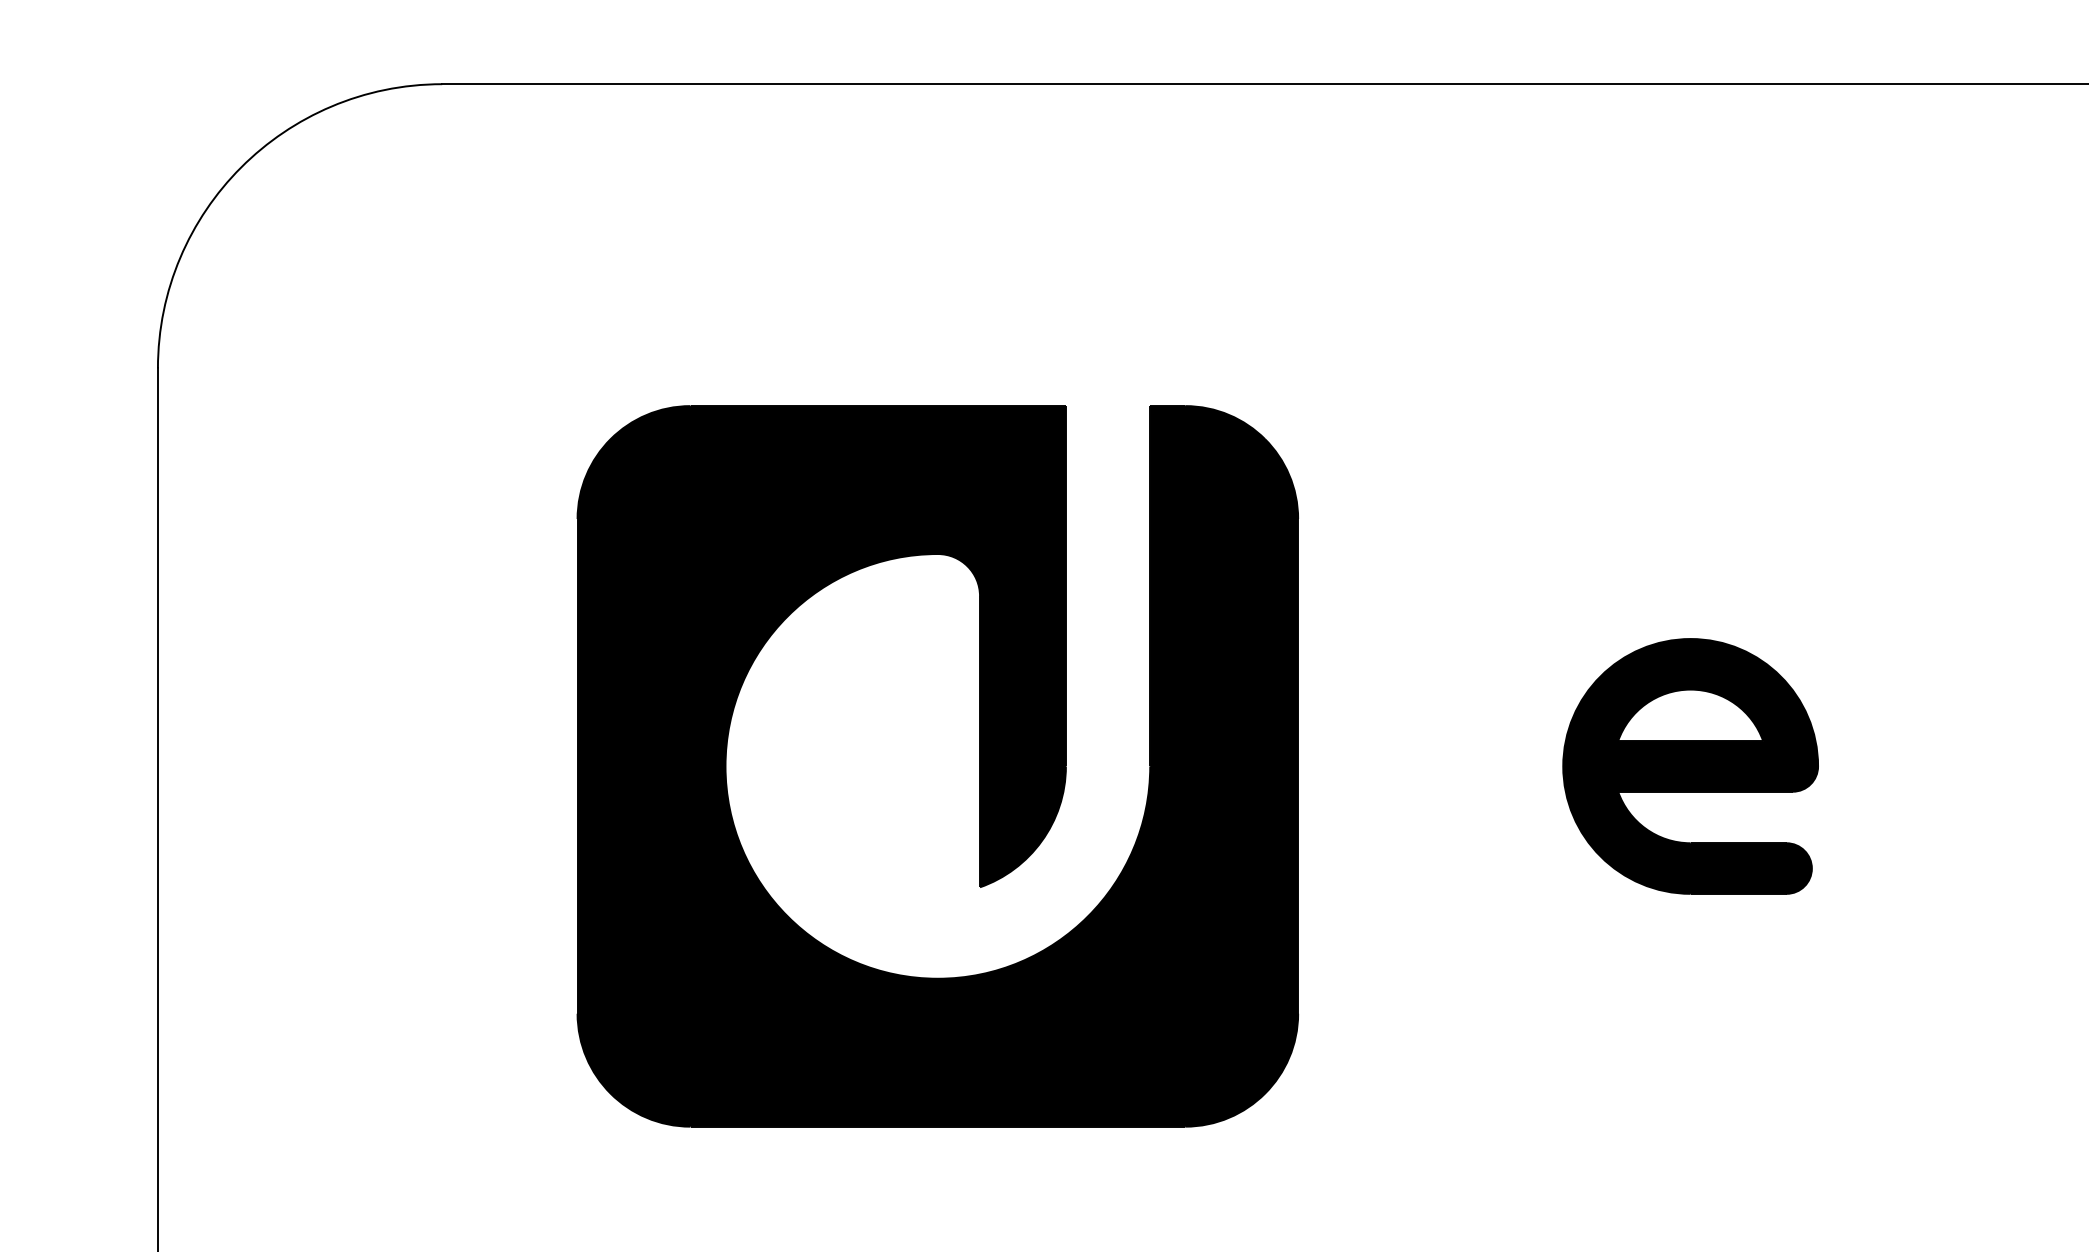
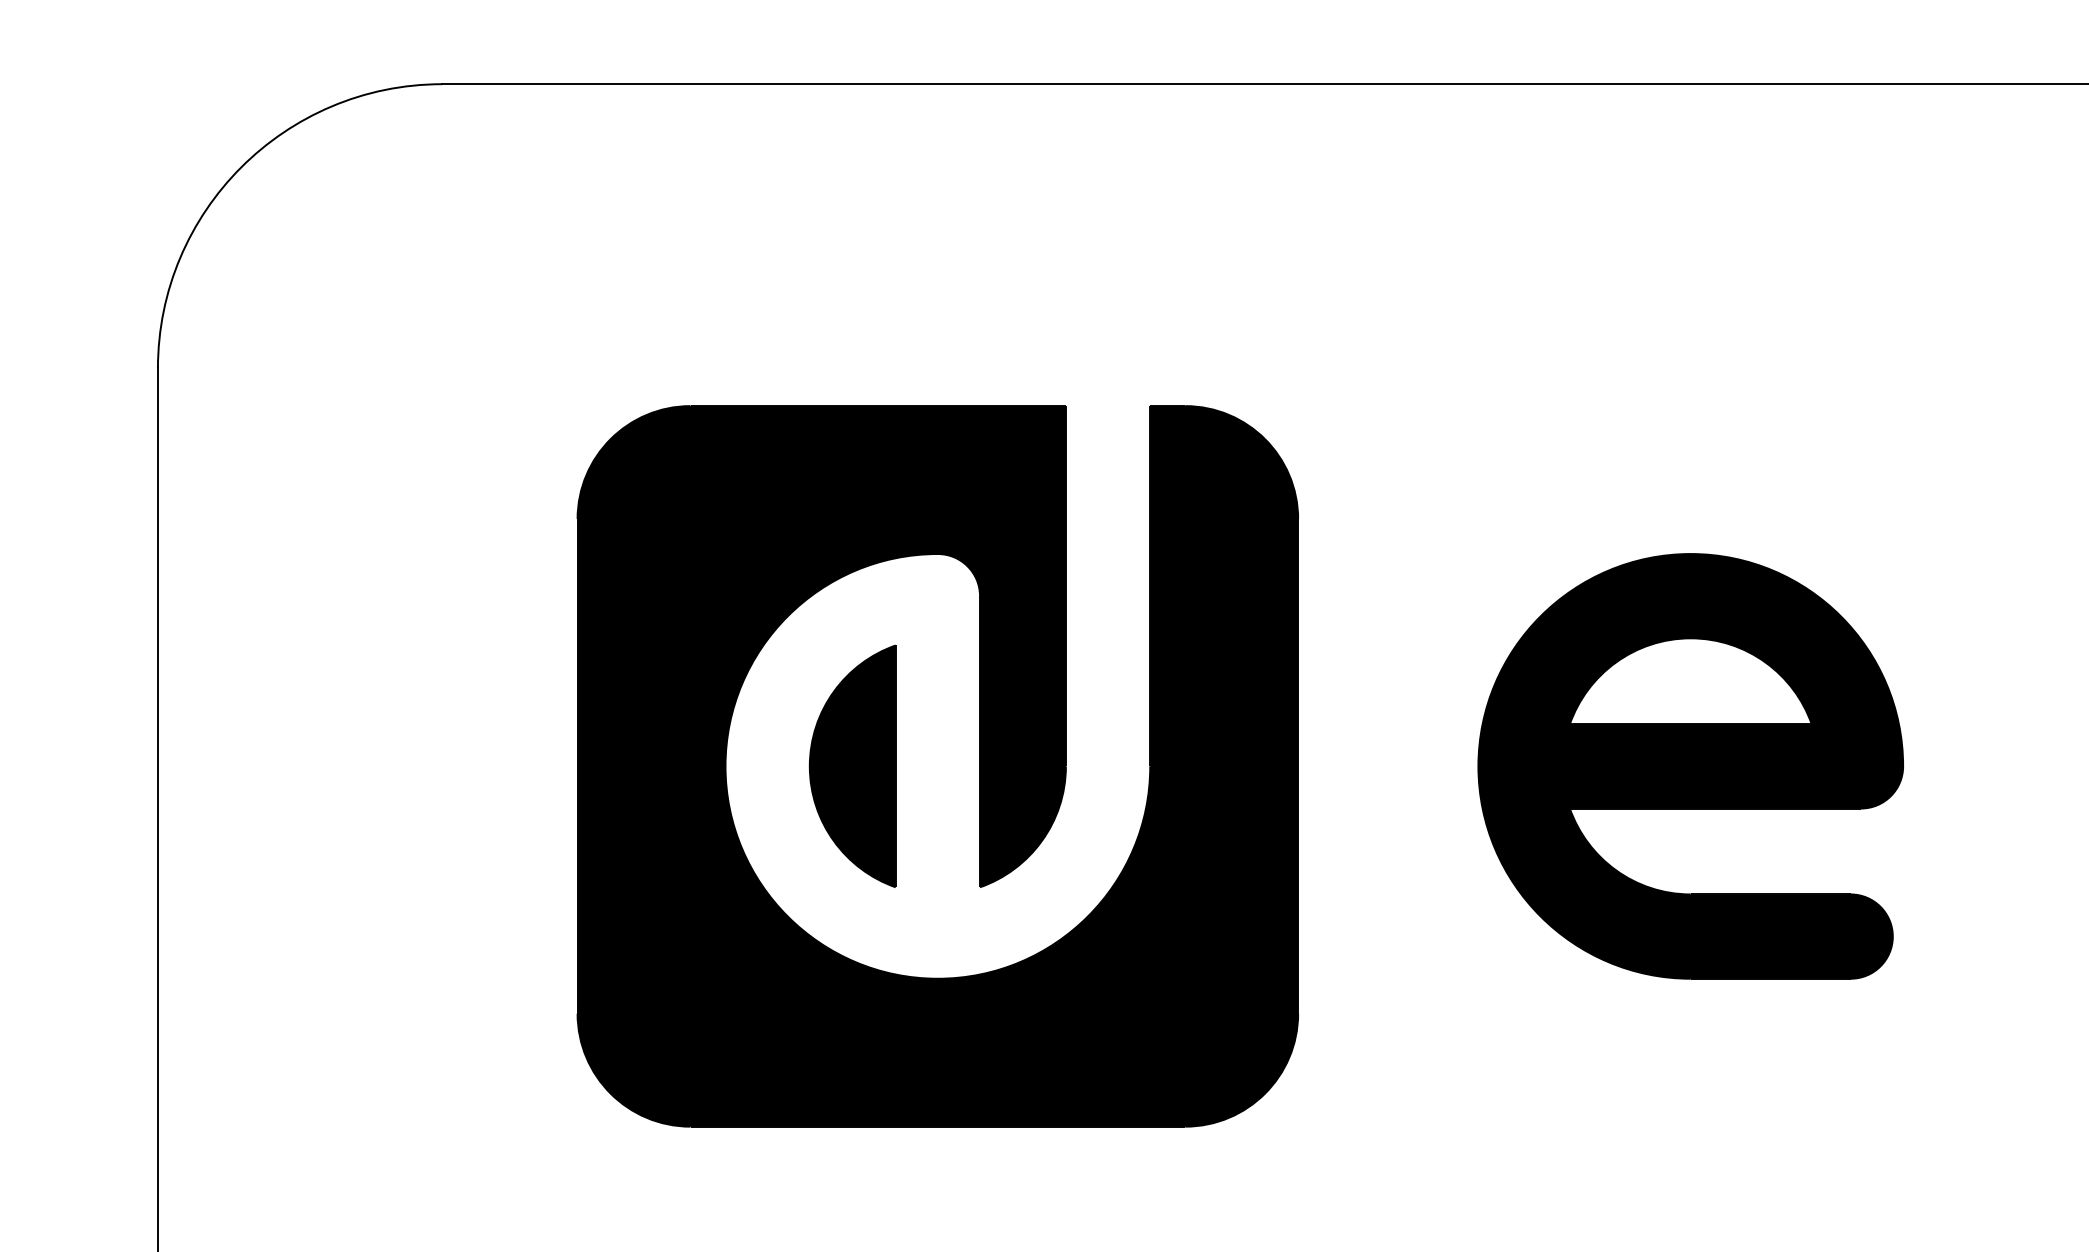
part: none -> present (852, 765)
part size: 257x257 px -> 427x427 px (1690, 766)
